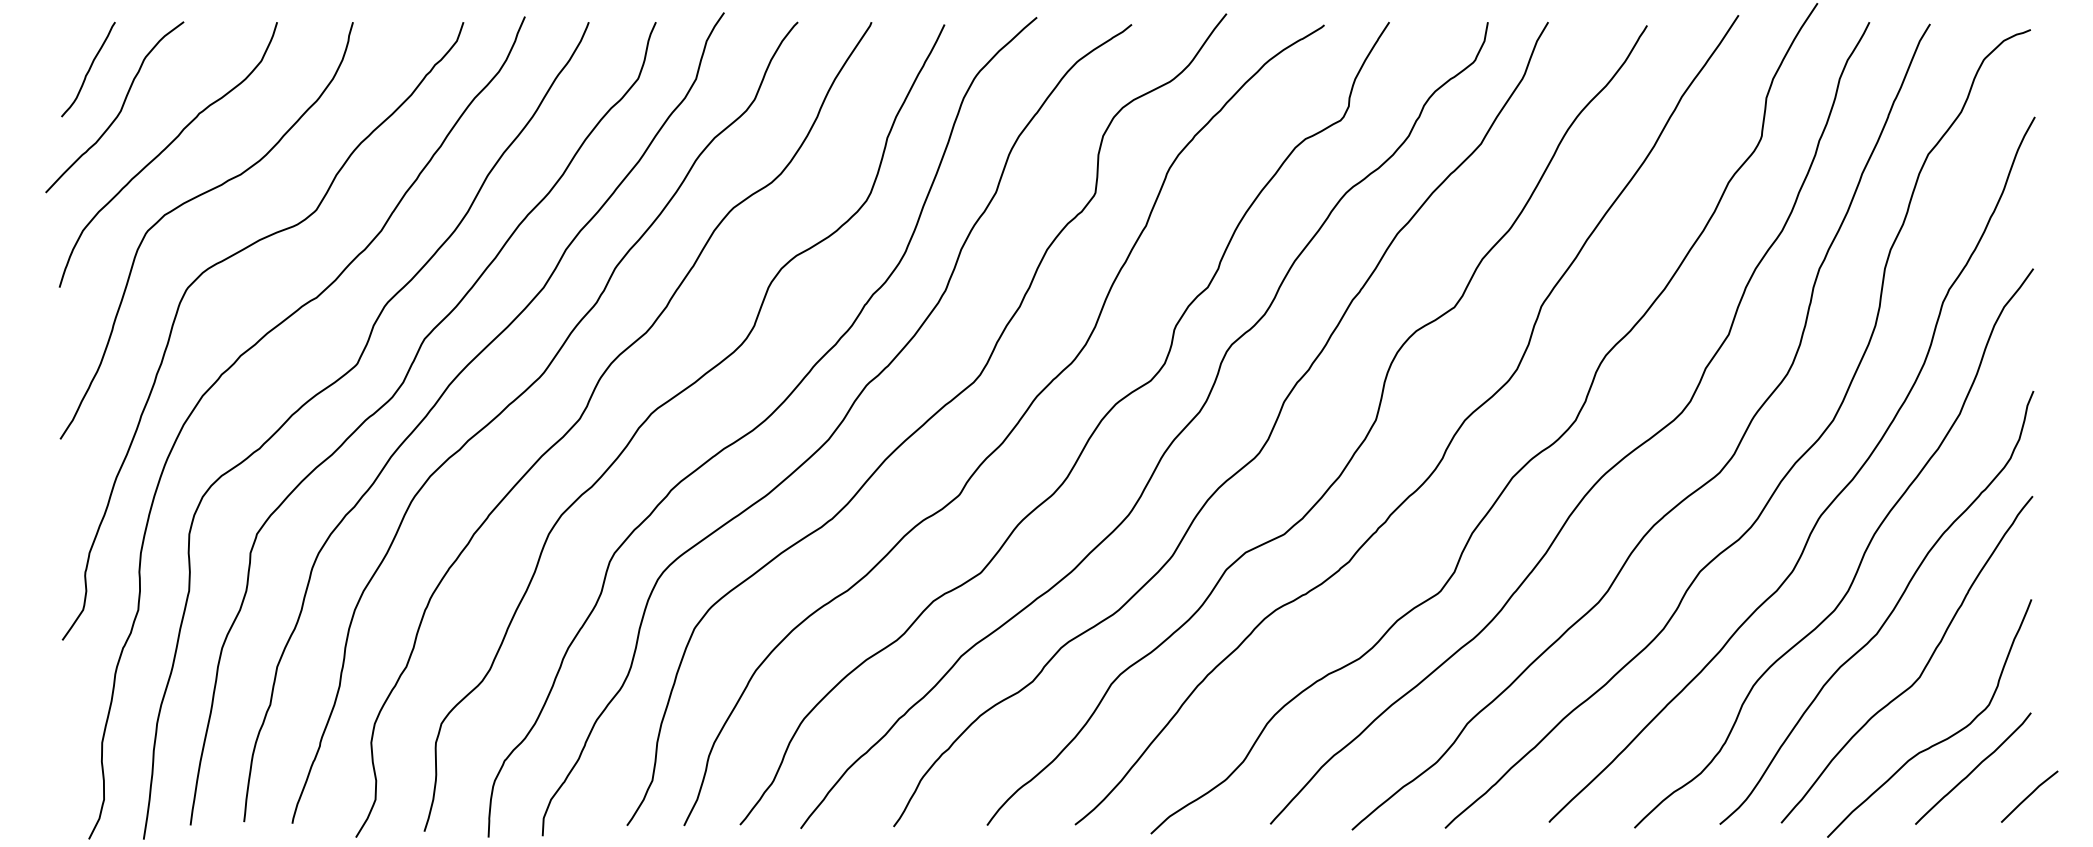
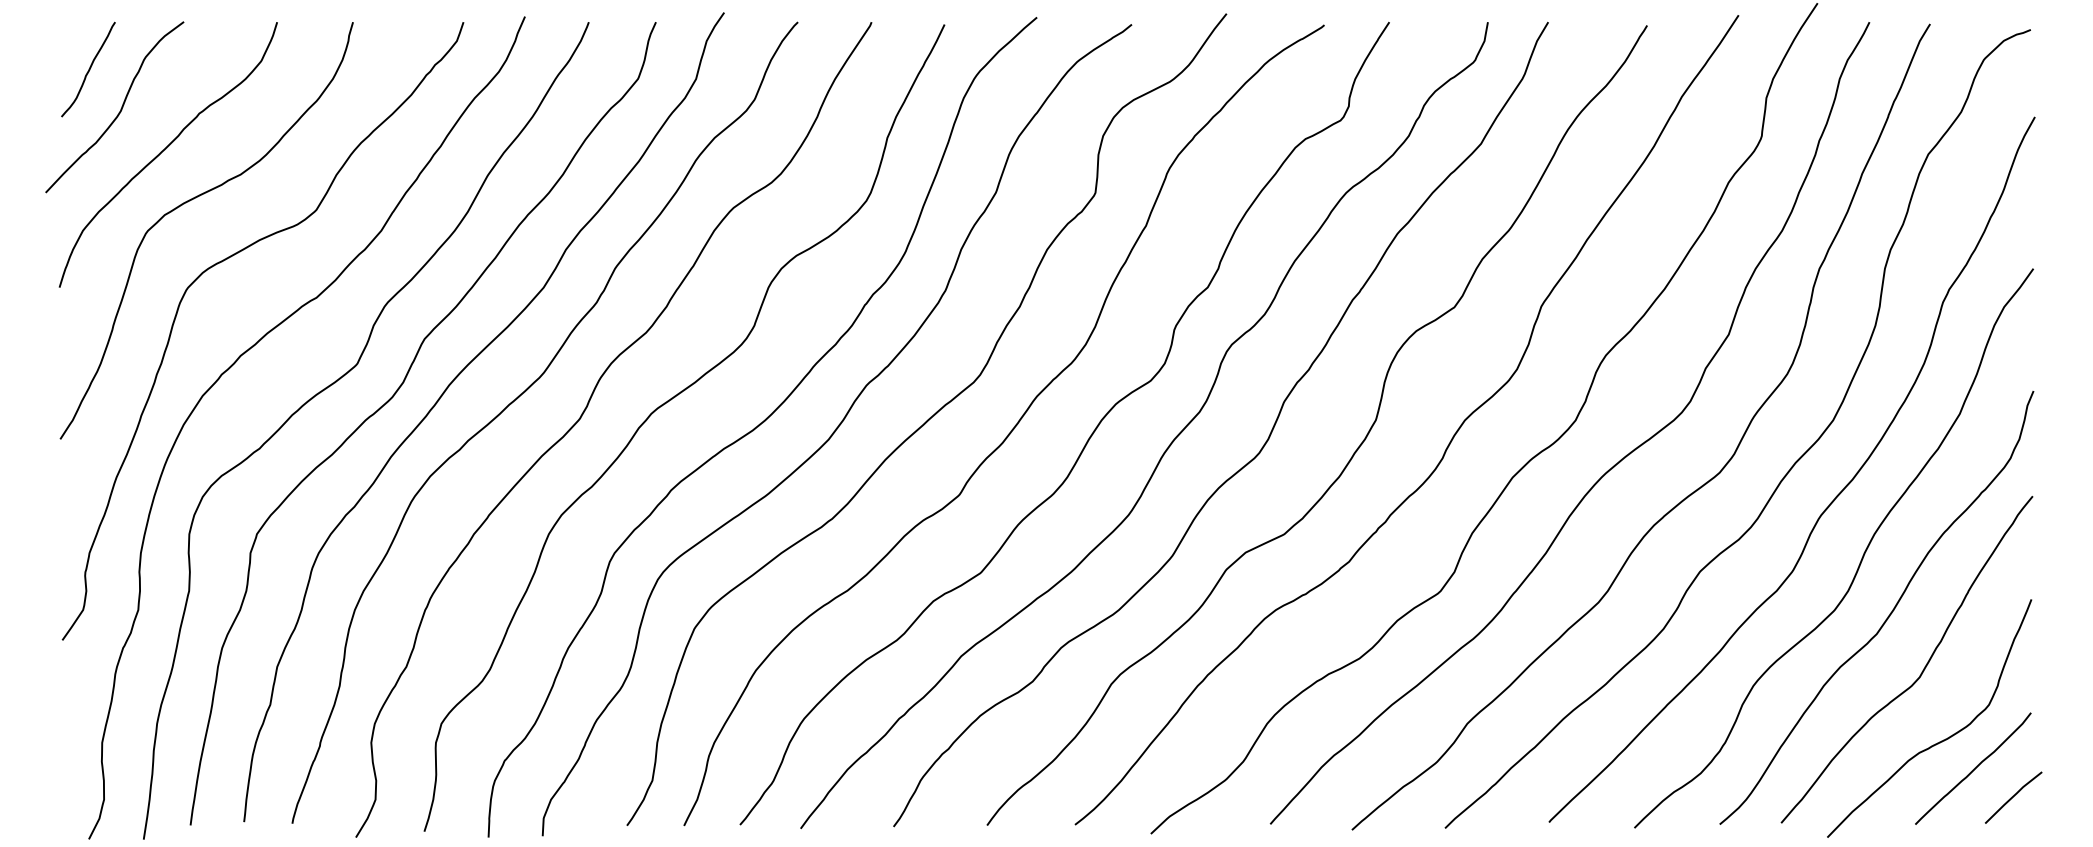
line position: (2029, 796) -> (2013, 797) (2013, 797)
